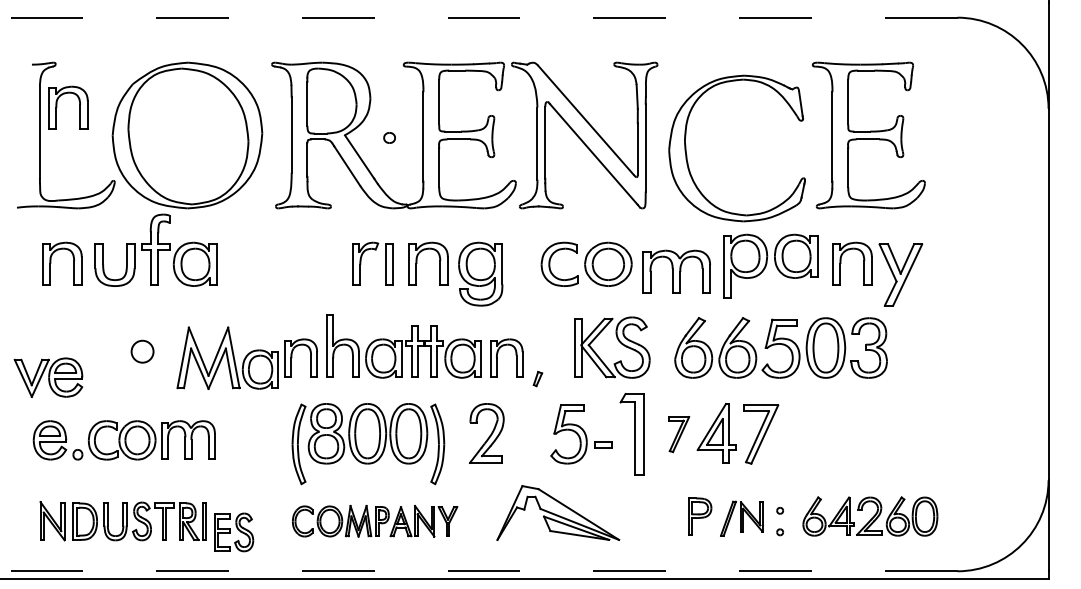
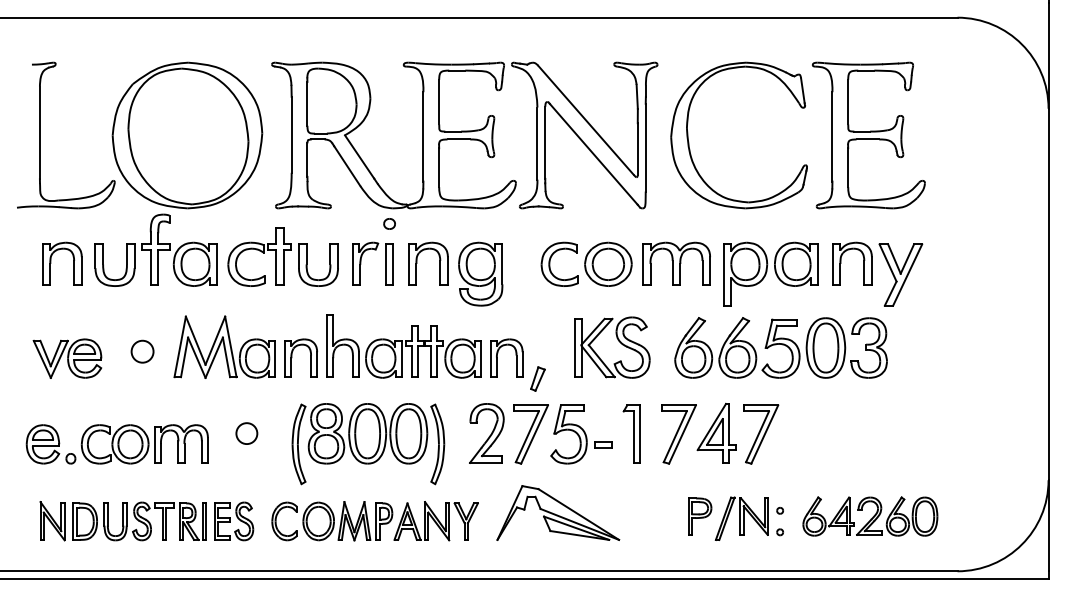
line: dashed -> solid (478, 17)
part: present -> none (57, 107)
part position: (389, 137) -> (389, 223) (389, 223)
part position: (687, 155) -> (689, 142) (689, 142)
part: none -> present (282, 256)
part position: (770, 265) -> (770, 273) (770, 273)
part position: (676, 271) -> (676, 263) (676, 263)
part position: (227, 357) -> (224, 346) (224, 346)
part position: (48, 377) -> (67, 358) (67, 358)
part size: 12x18 px -> 16x26 px (537, 378)
circle: none -> present (246, 433)
part: none -> present (530, 434)
part size: 26x83 px -> 19x60 px (631, 433)
part size: 23x38 px -> 36x61 px (678, 434)
part position: (123, 440) -> (116, 444) (116, 444)
part size: 44x37 px -> 55x45 px (741, 518)
part size: 167x34 px -> 208x41 px (374, 521)
part position: (234, 532) -> (234, 521) (234, 521)
line: dashed -> solid (479, 571)
